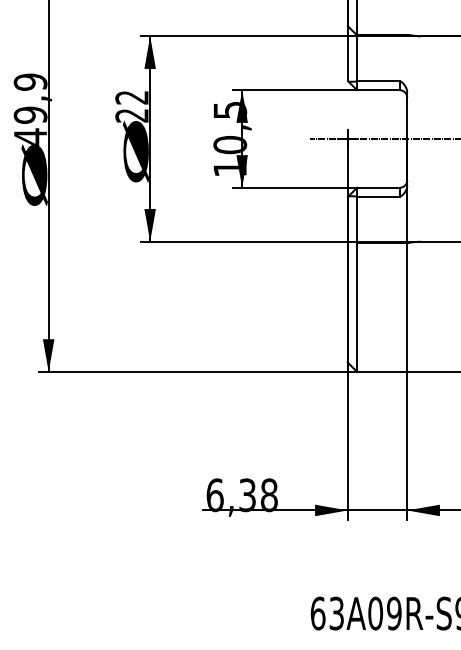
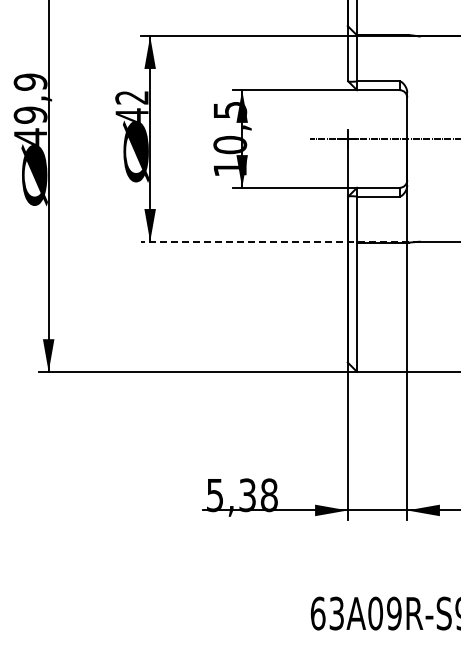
text: 22 -> 42 (131, 115)
line: solid -> dashed (279, 241)
text: 6,38 -> 5,38 (214, 495)
